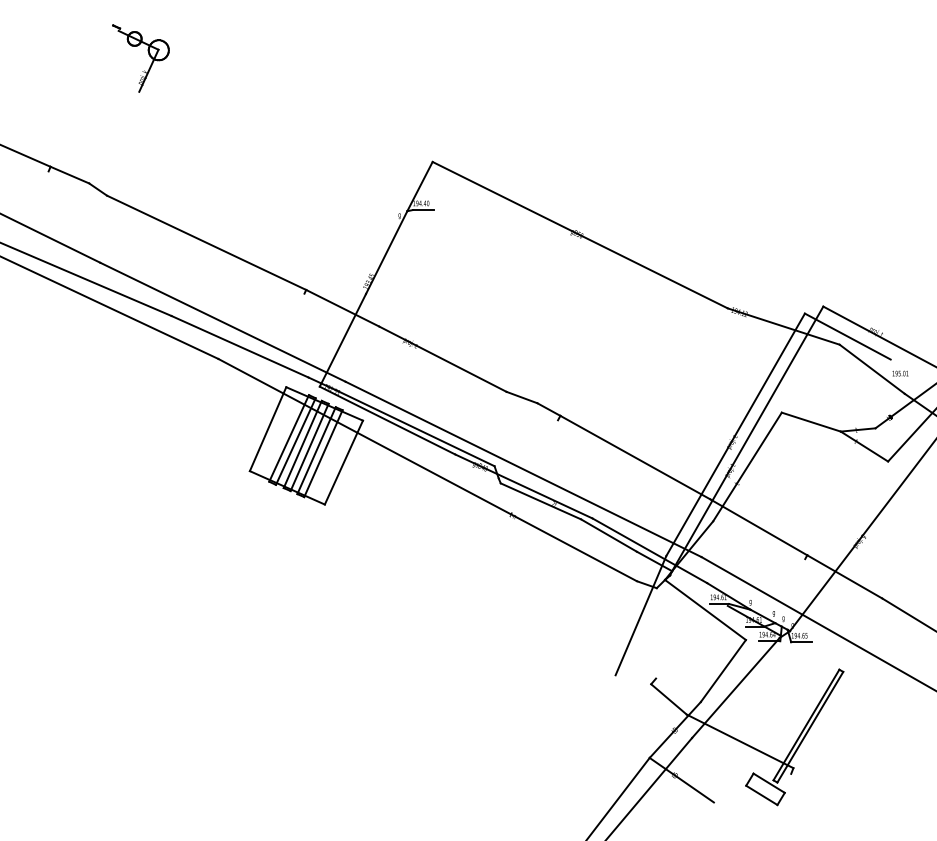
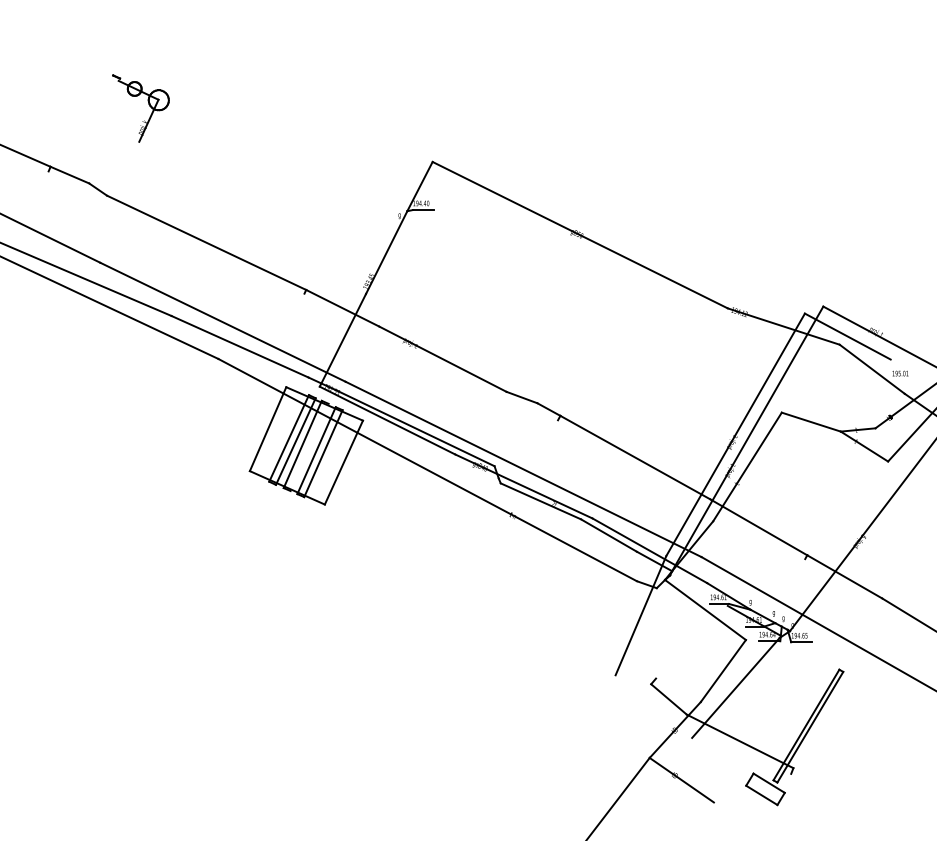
part position: (148, 54) -> (148, 104) (148, 104)
line: present -> none (309, 447)
line: present -> none (650, 787)
